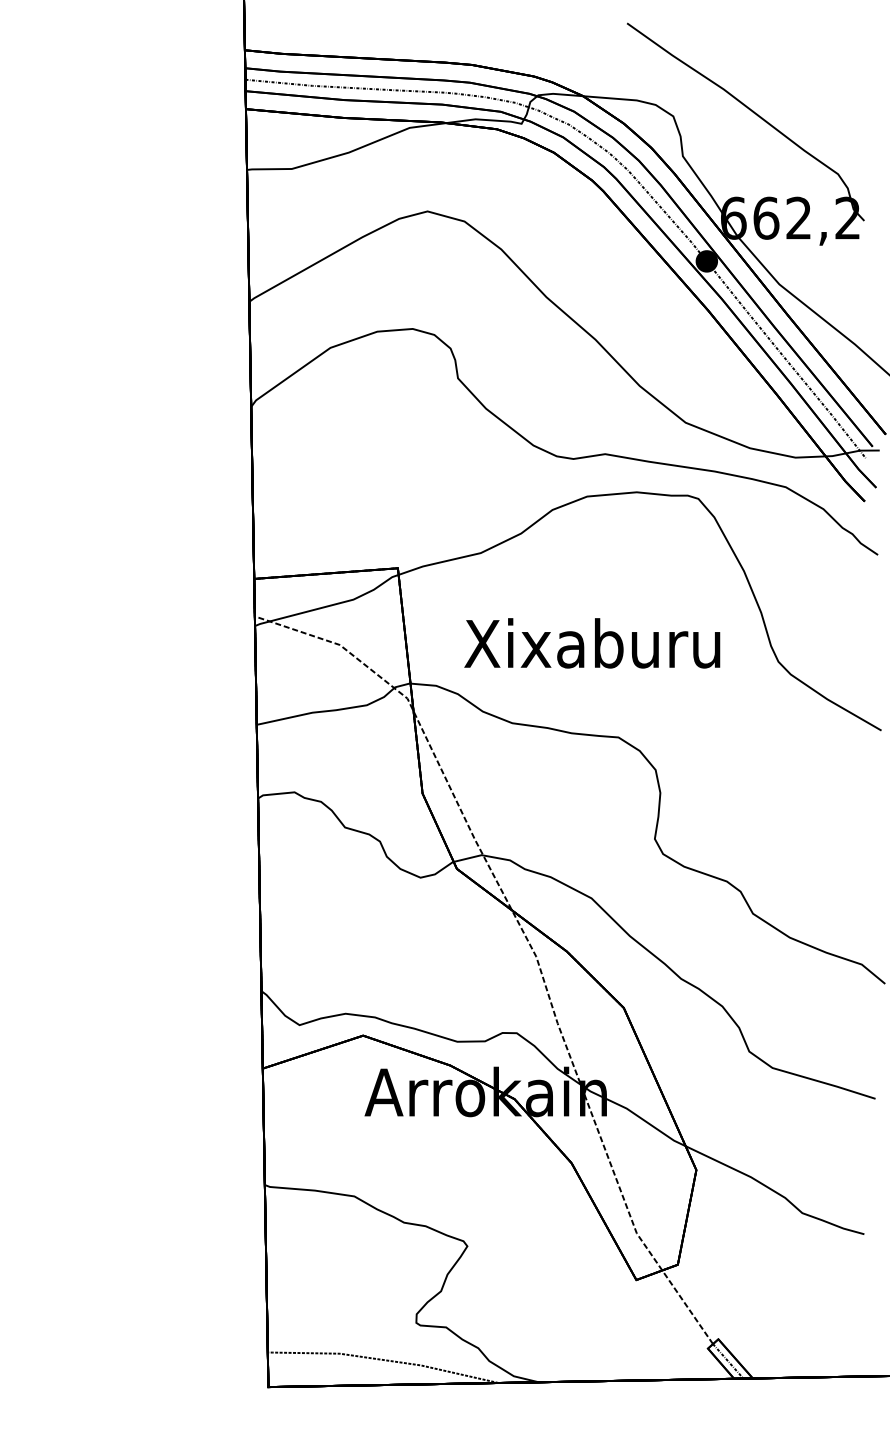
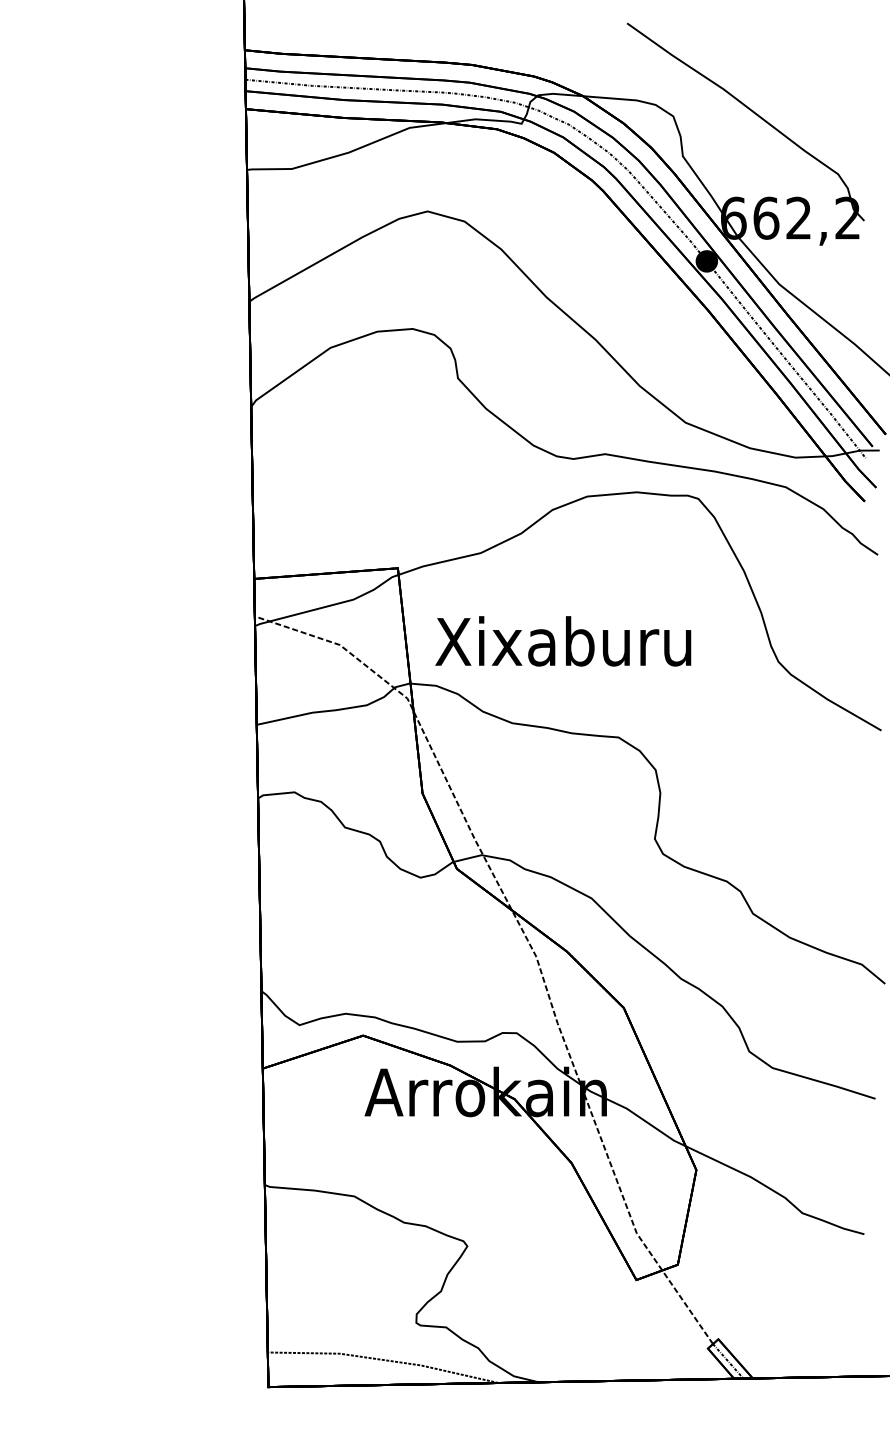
text position: (592, 643) -> (563, 641) (563, 641)
